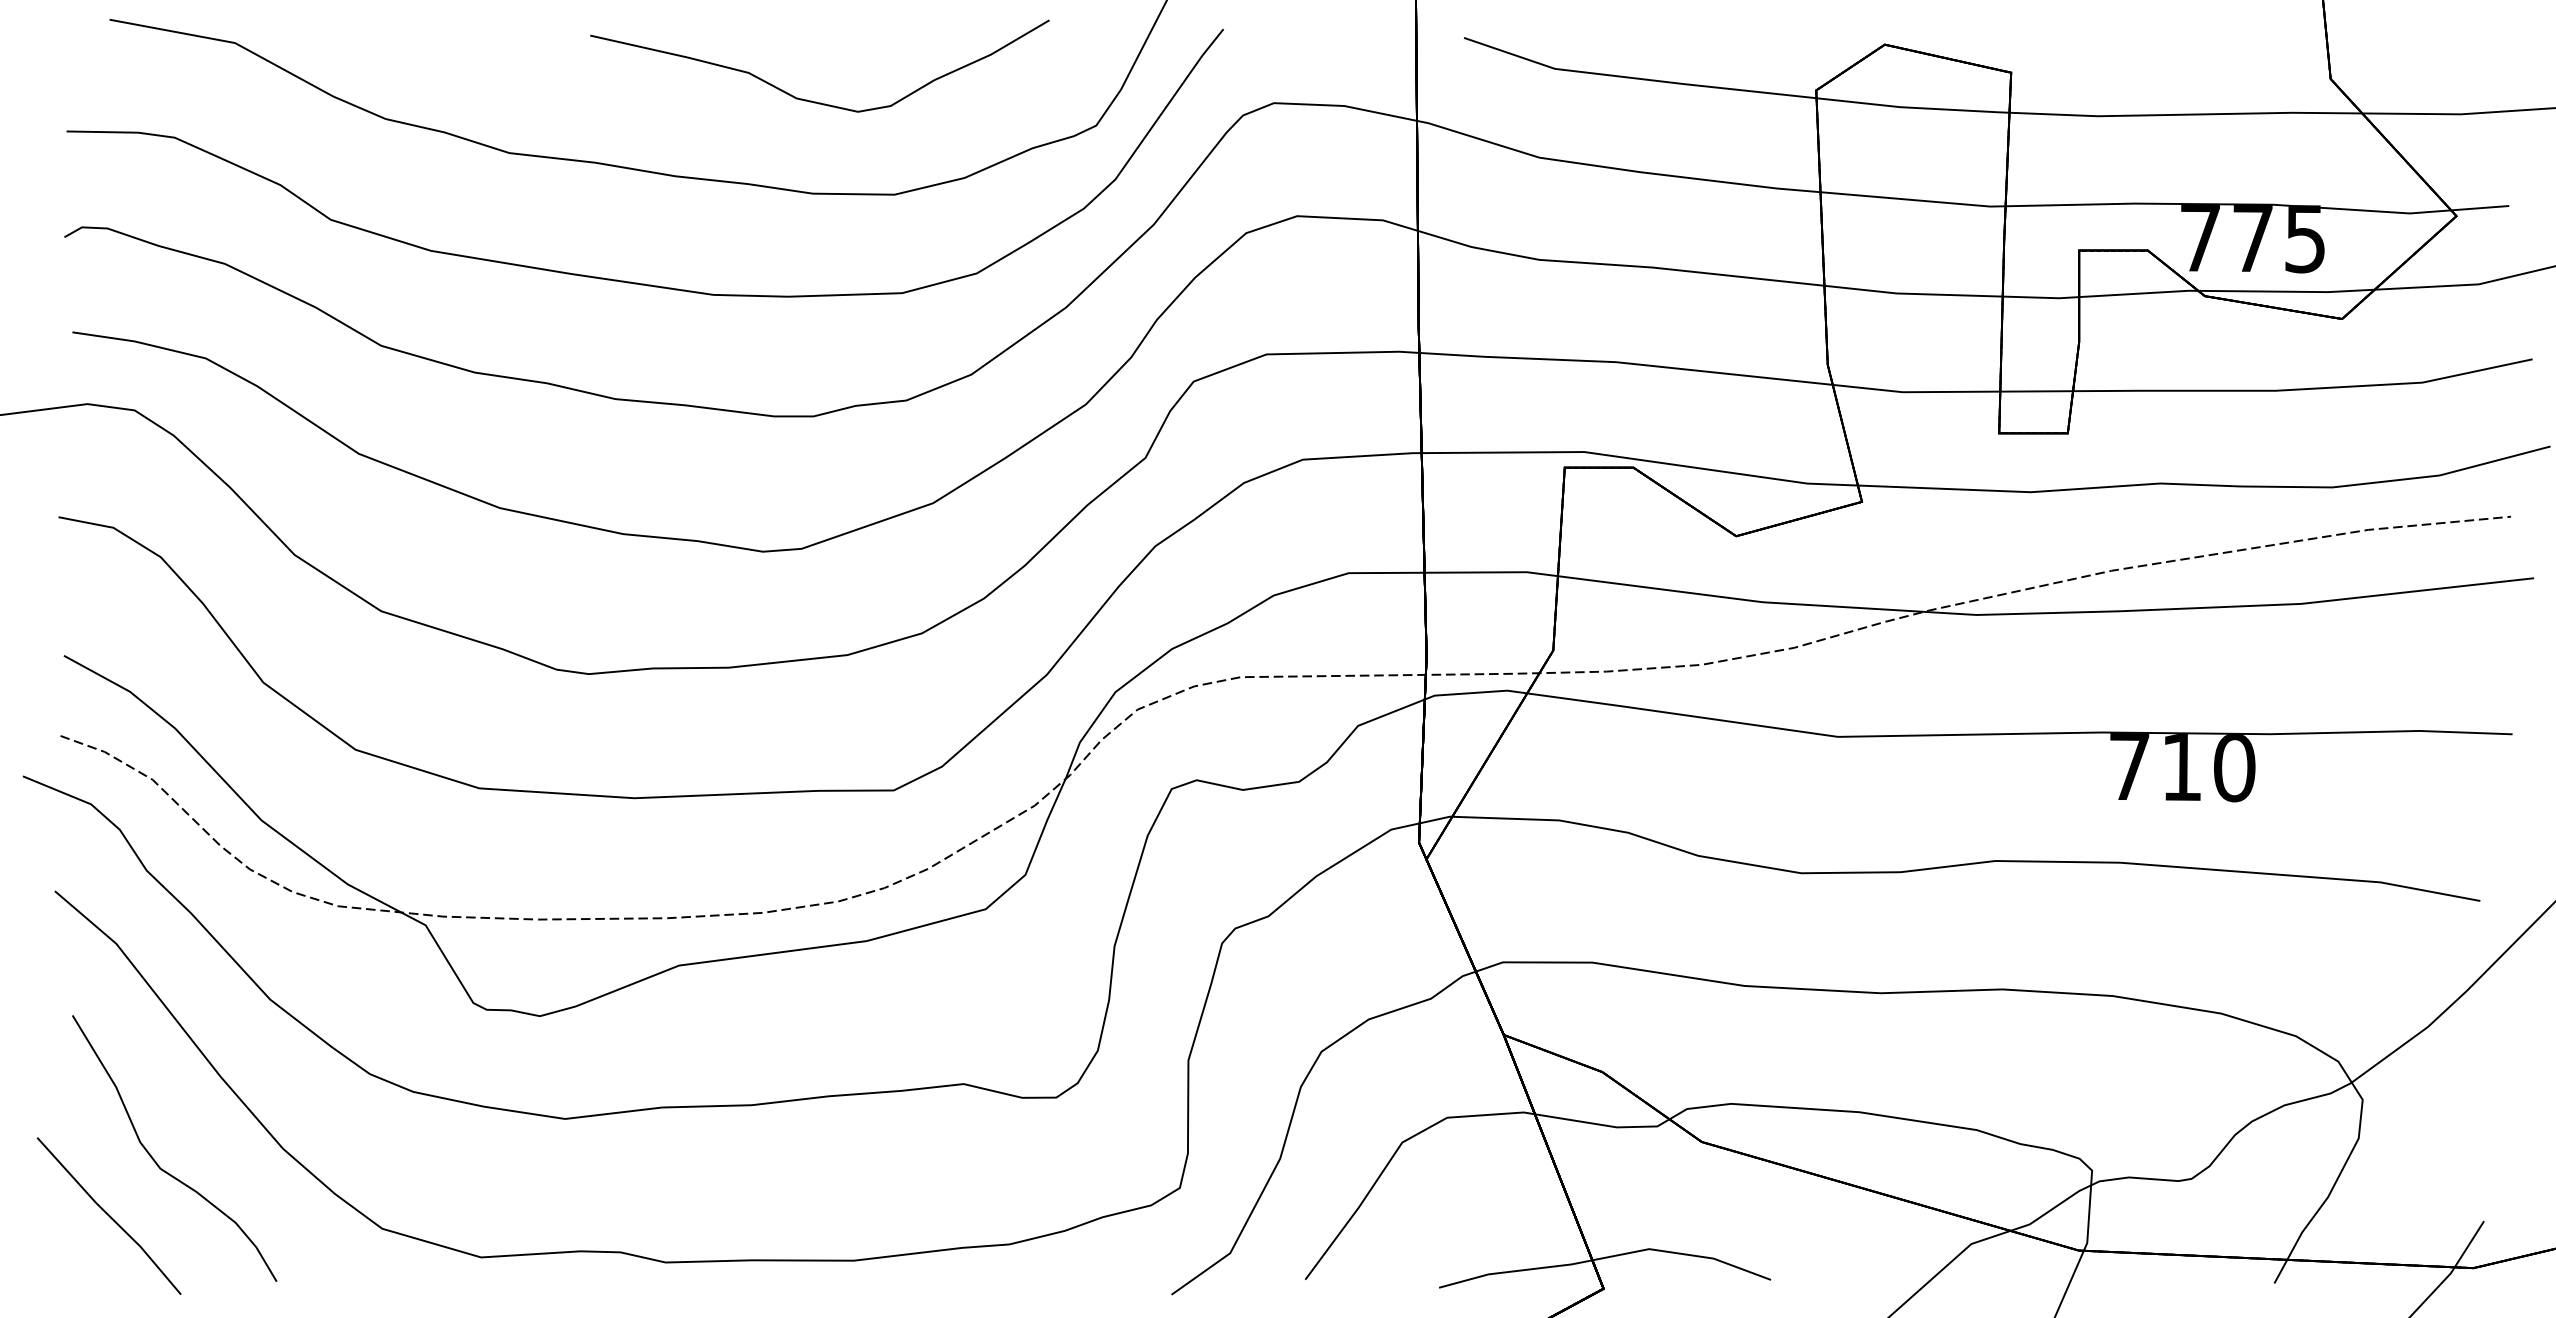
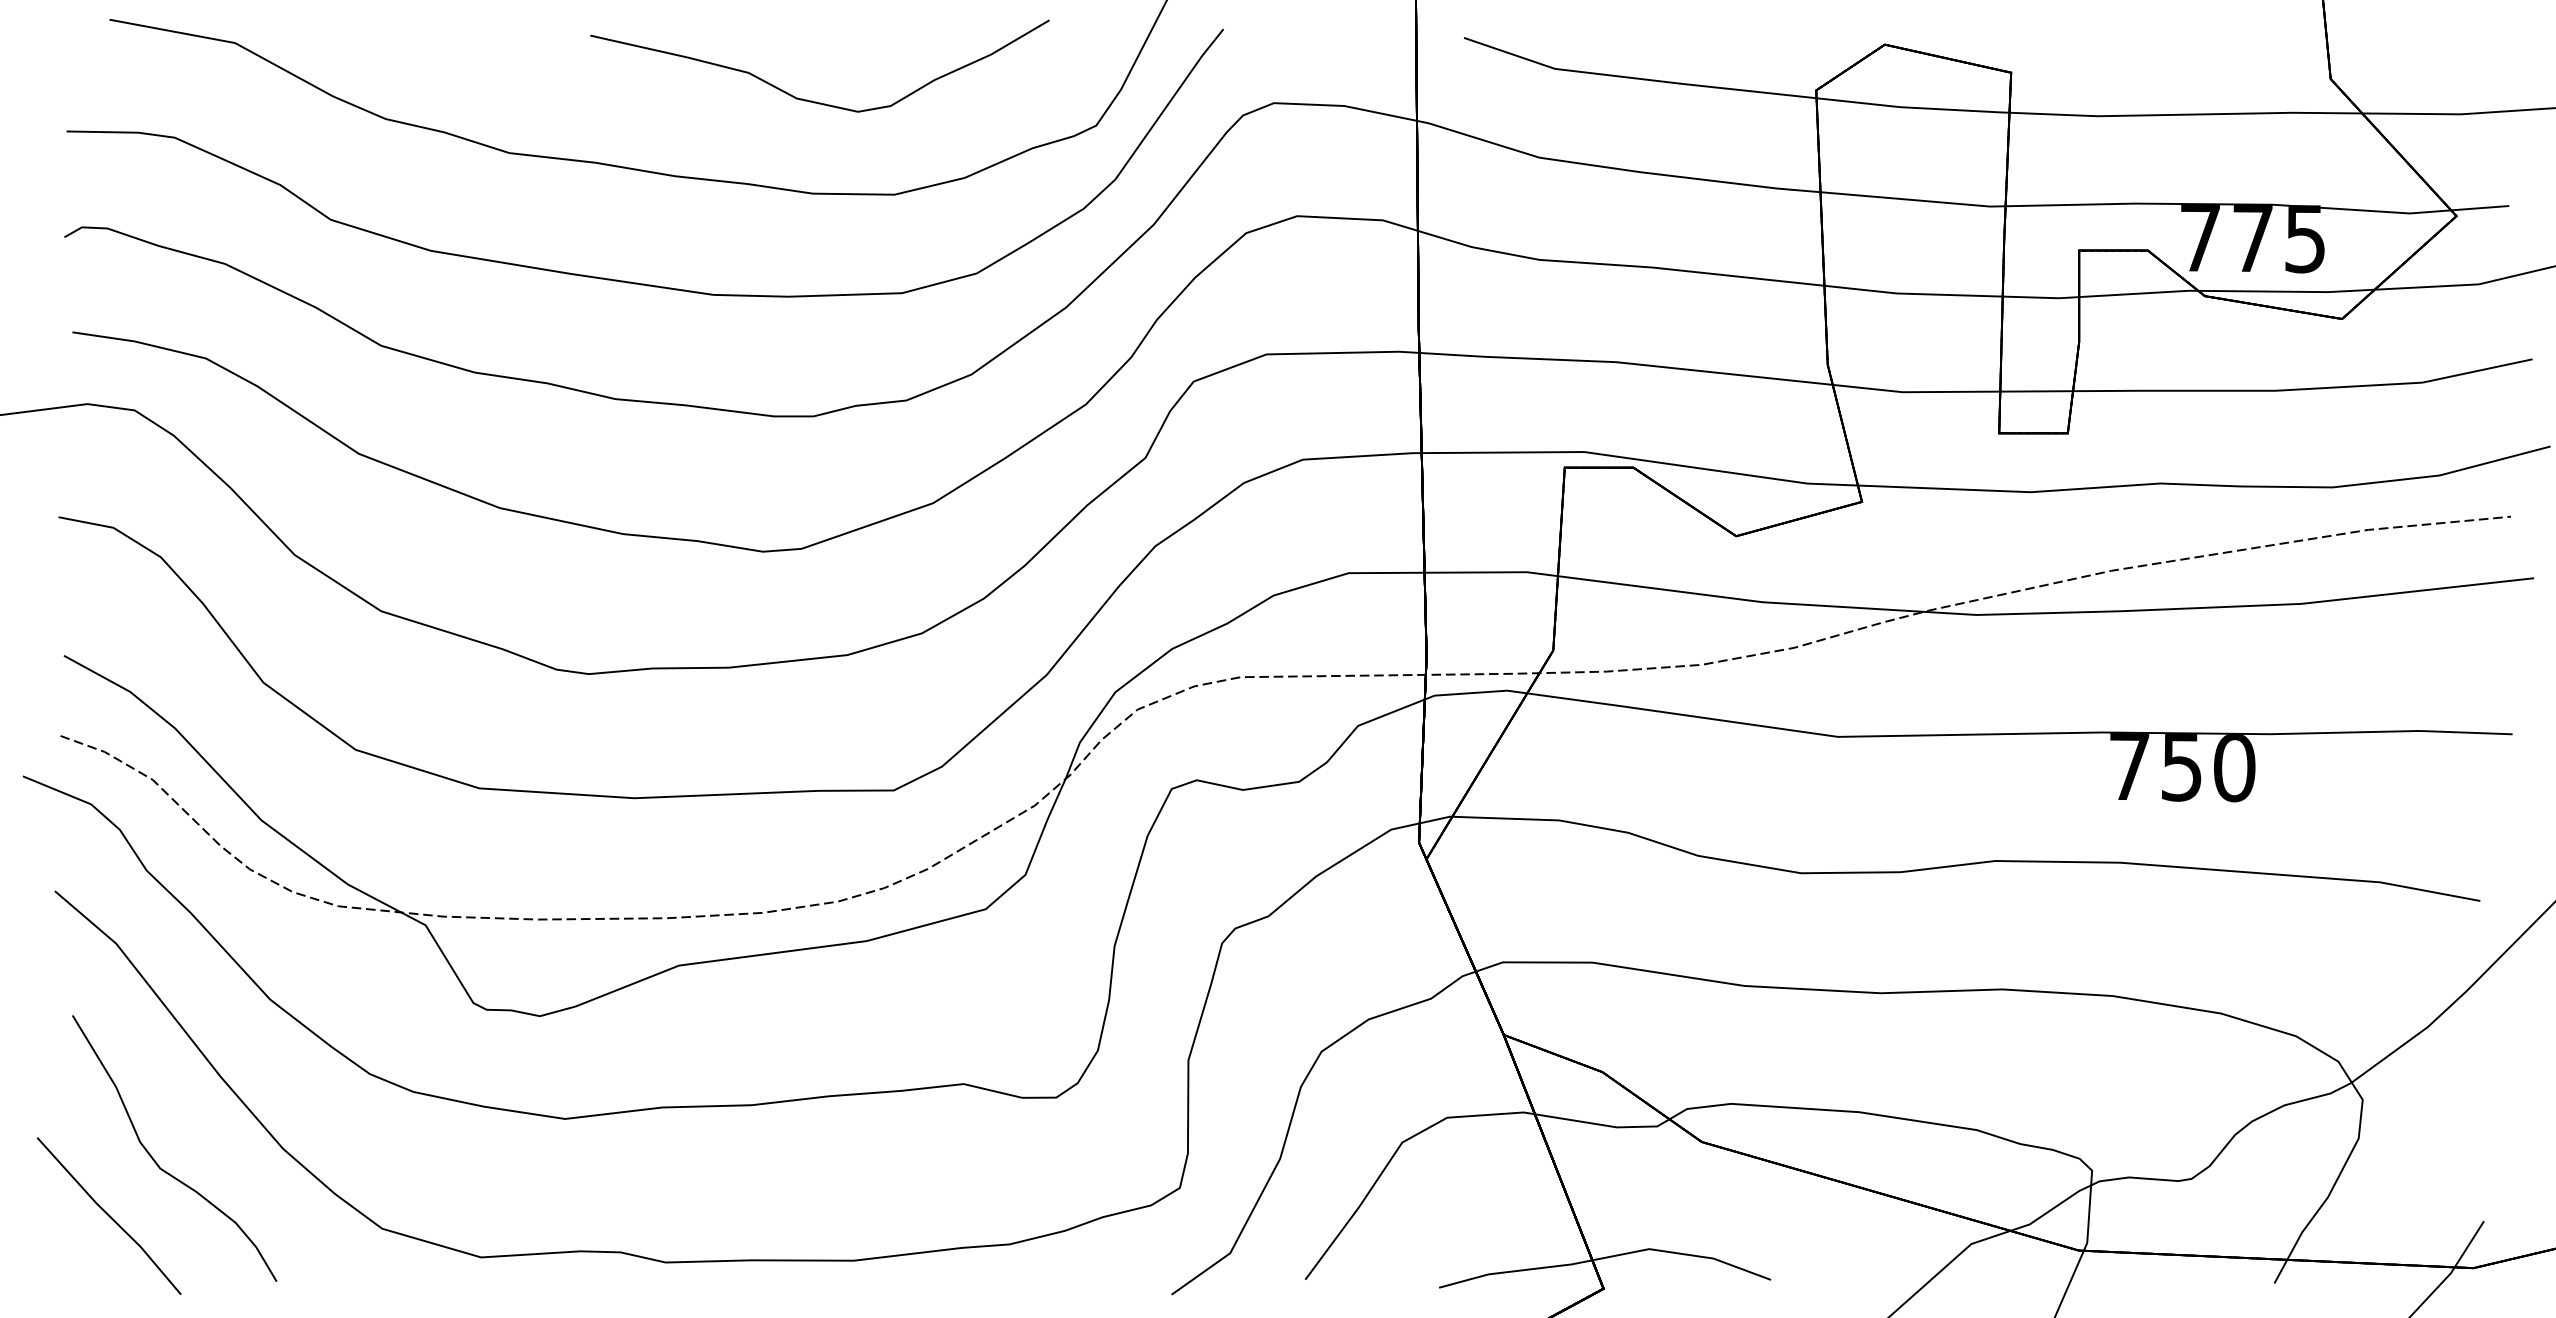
text: 710 -> 750 (2181, 767)
